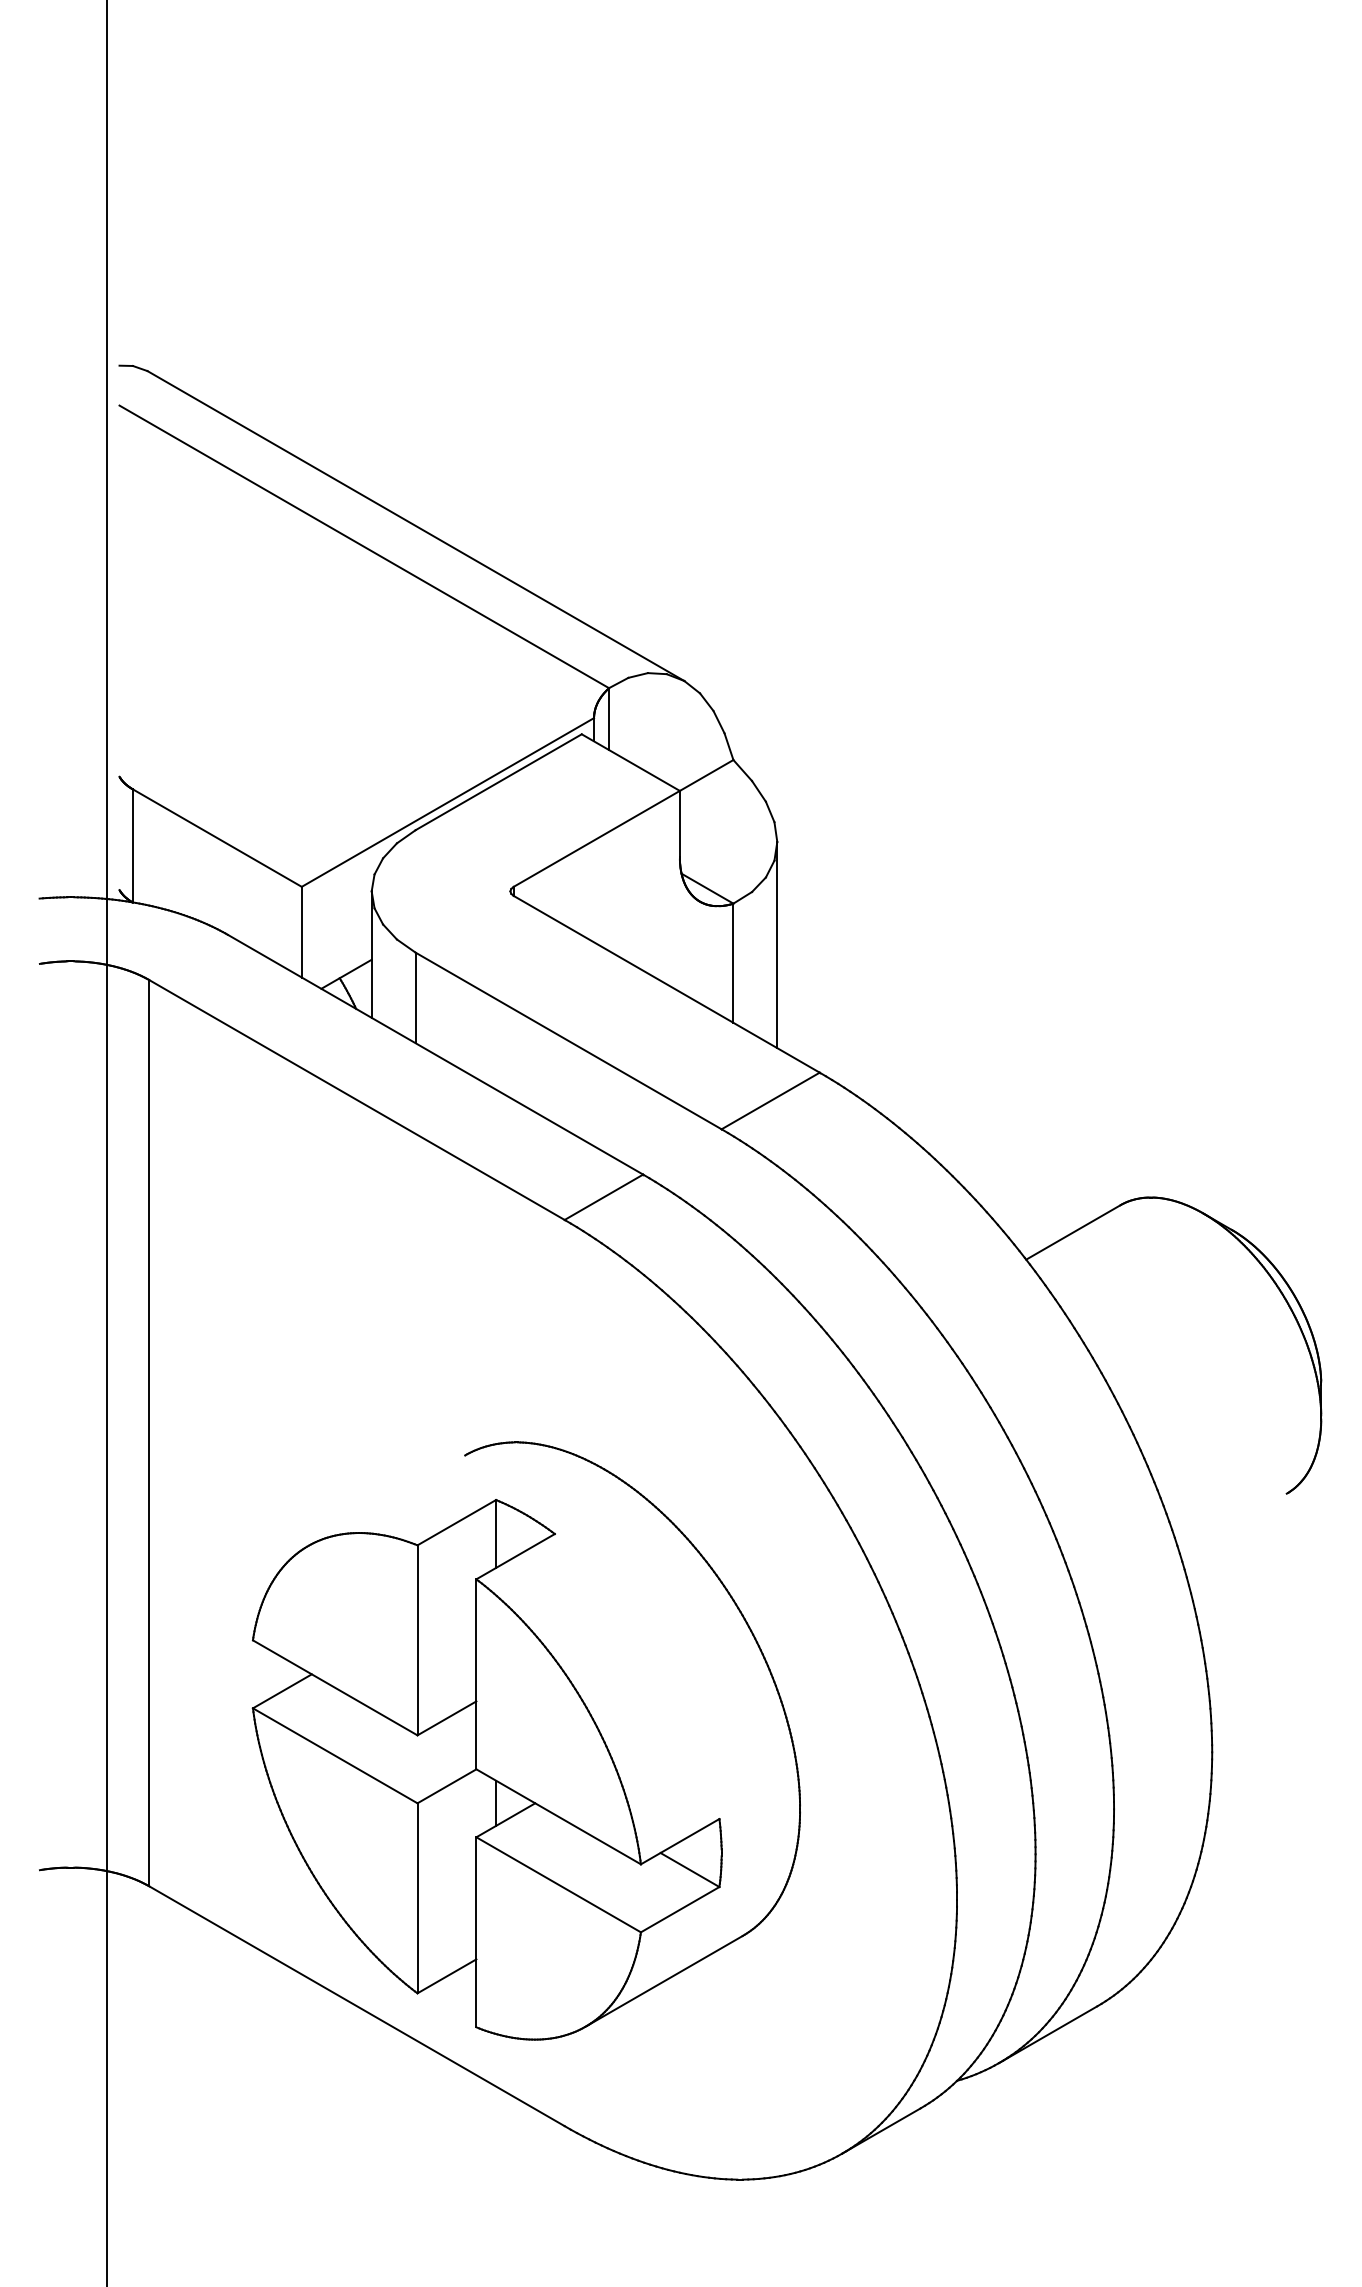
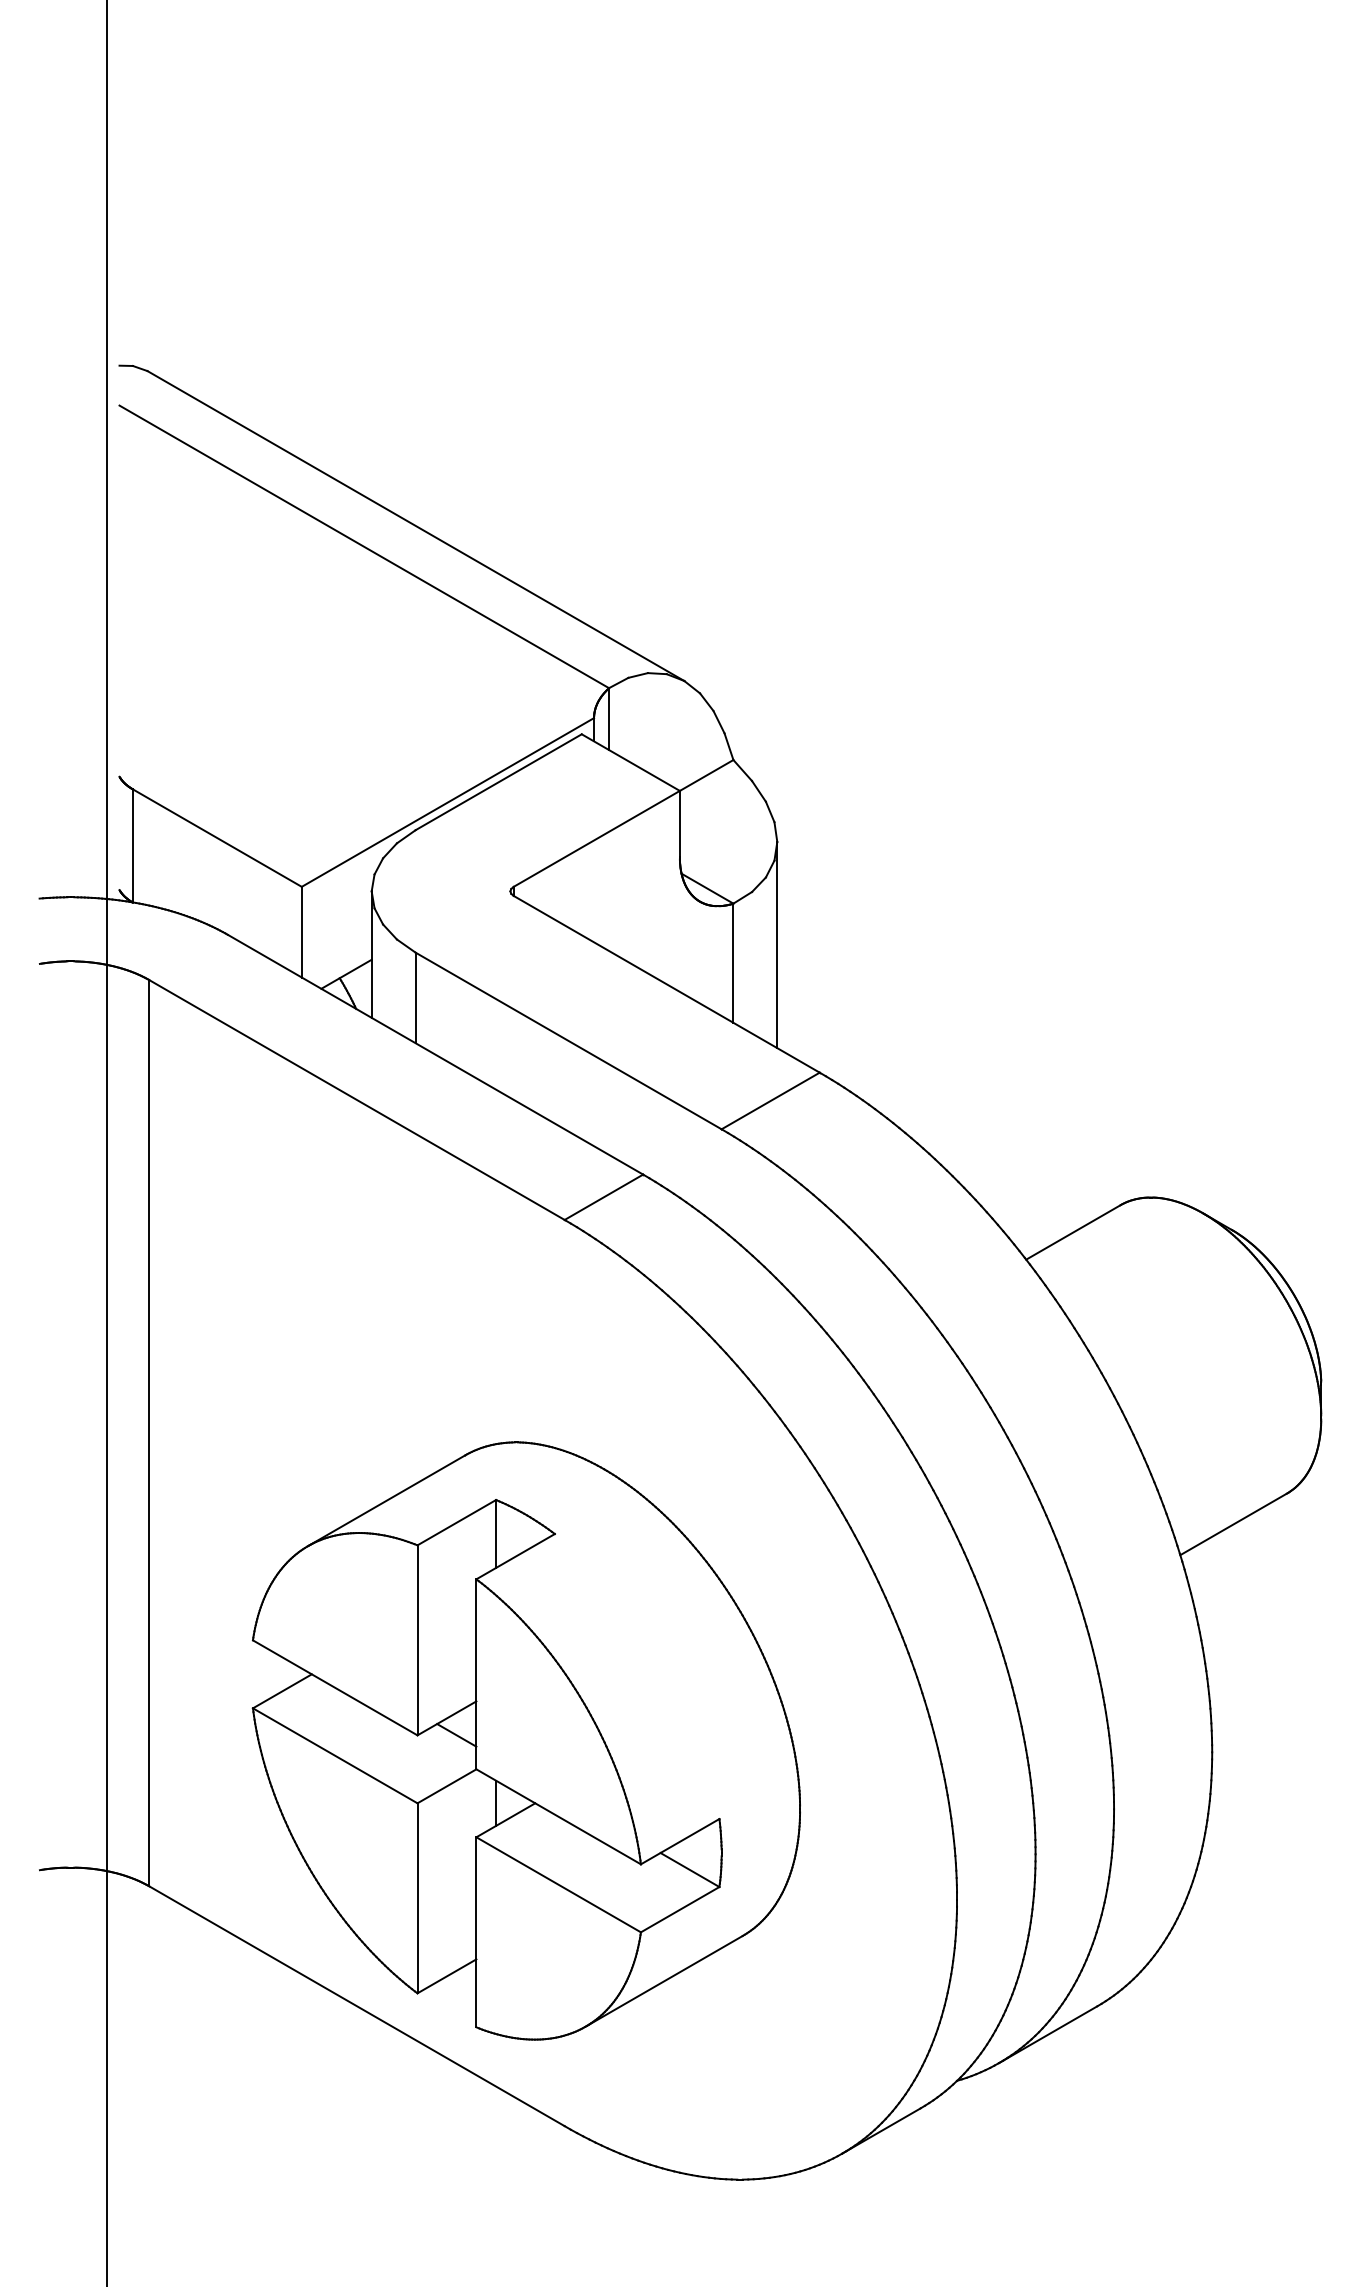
line: none -> present (386, 1500)
line: none -> present (1233, 1524)
line: none -> present (456, 1735)
